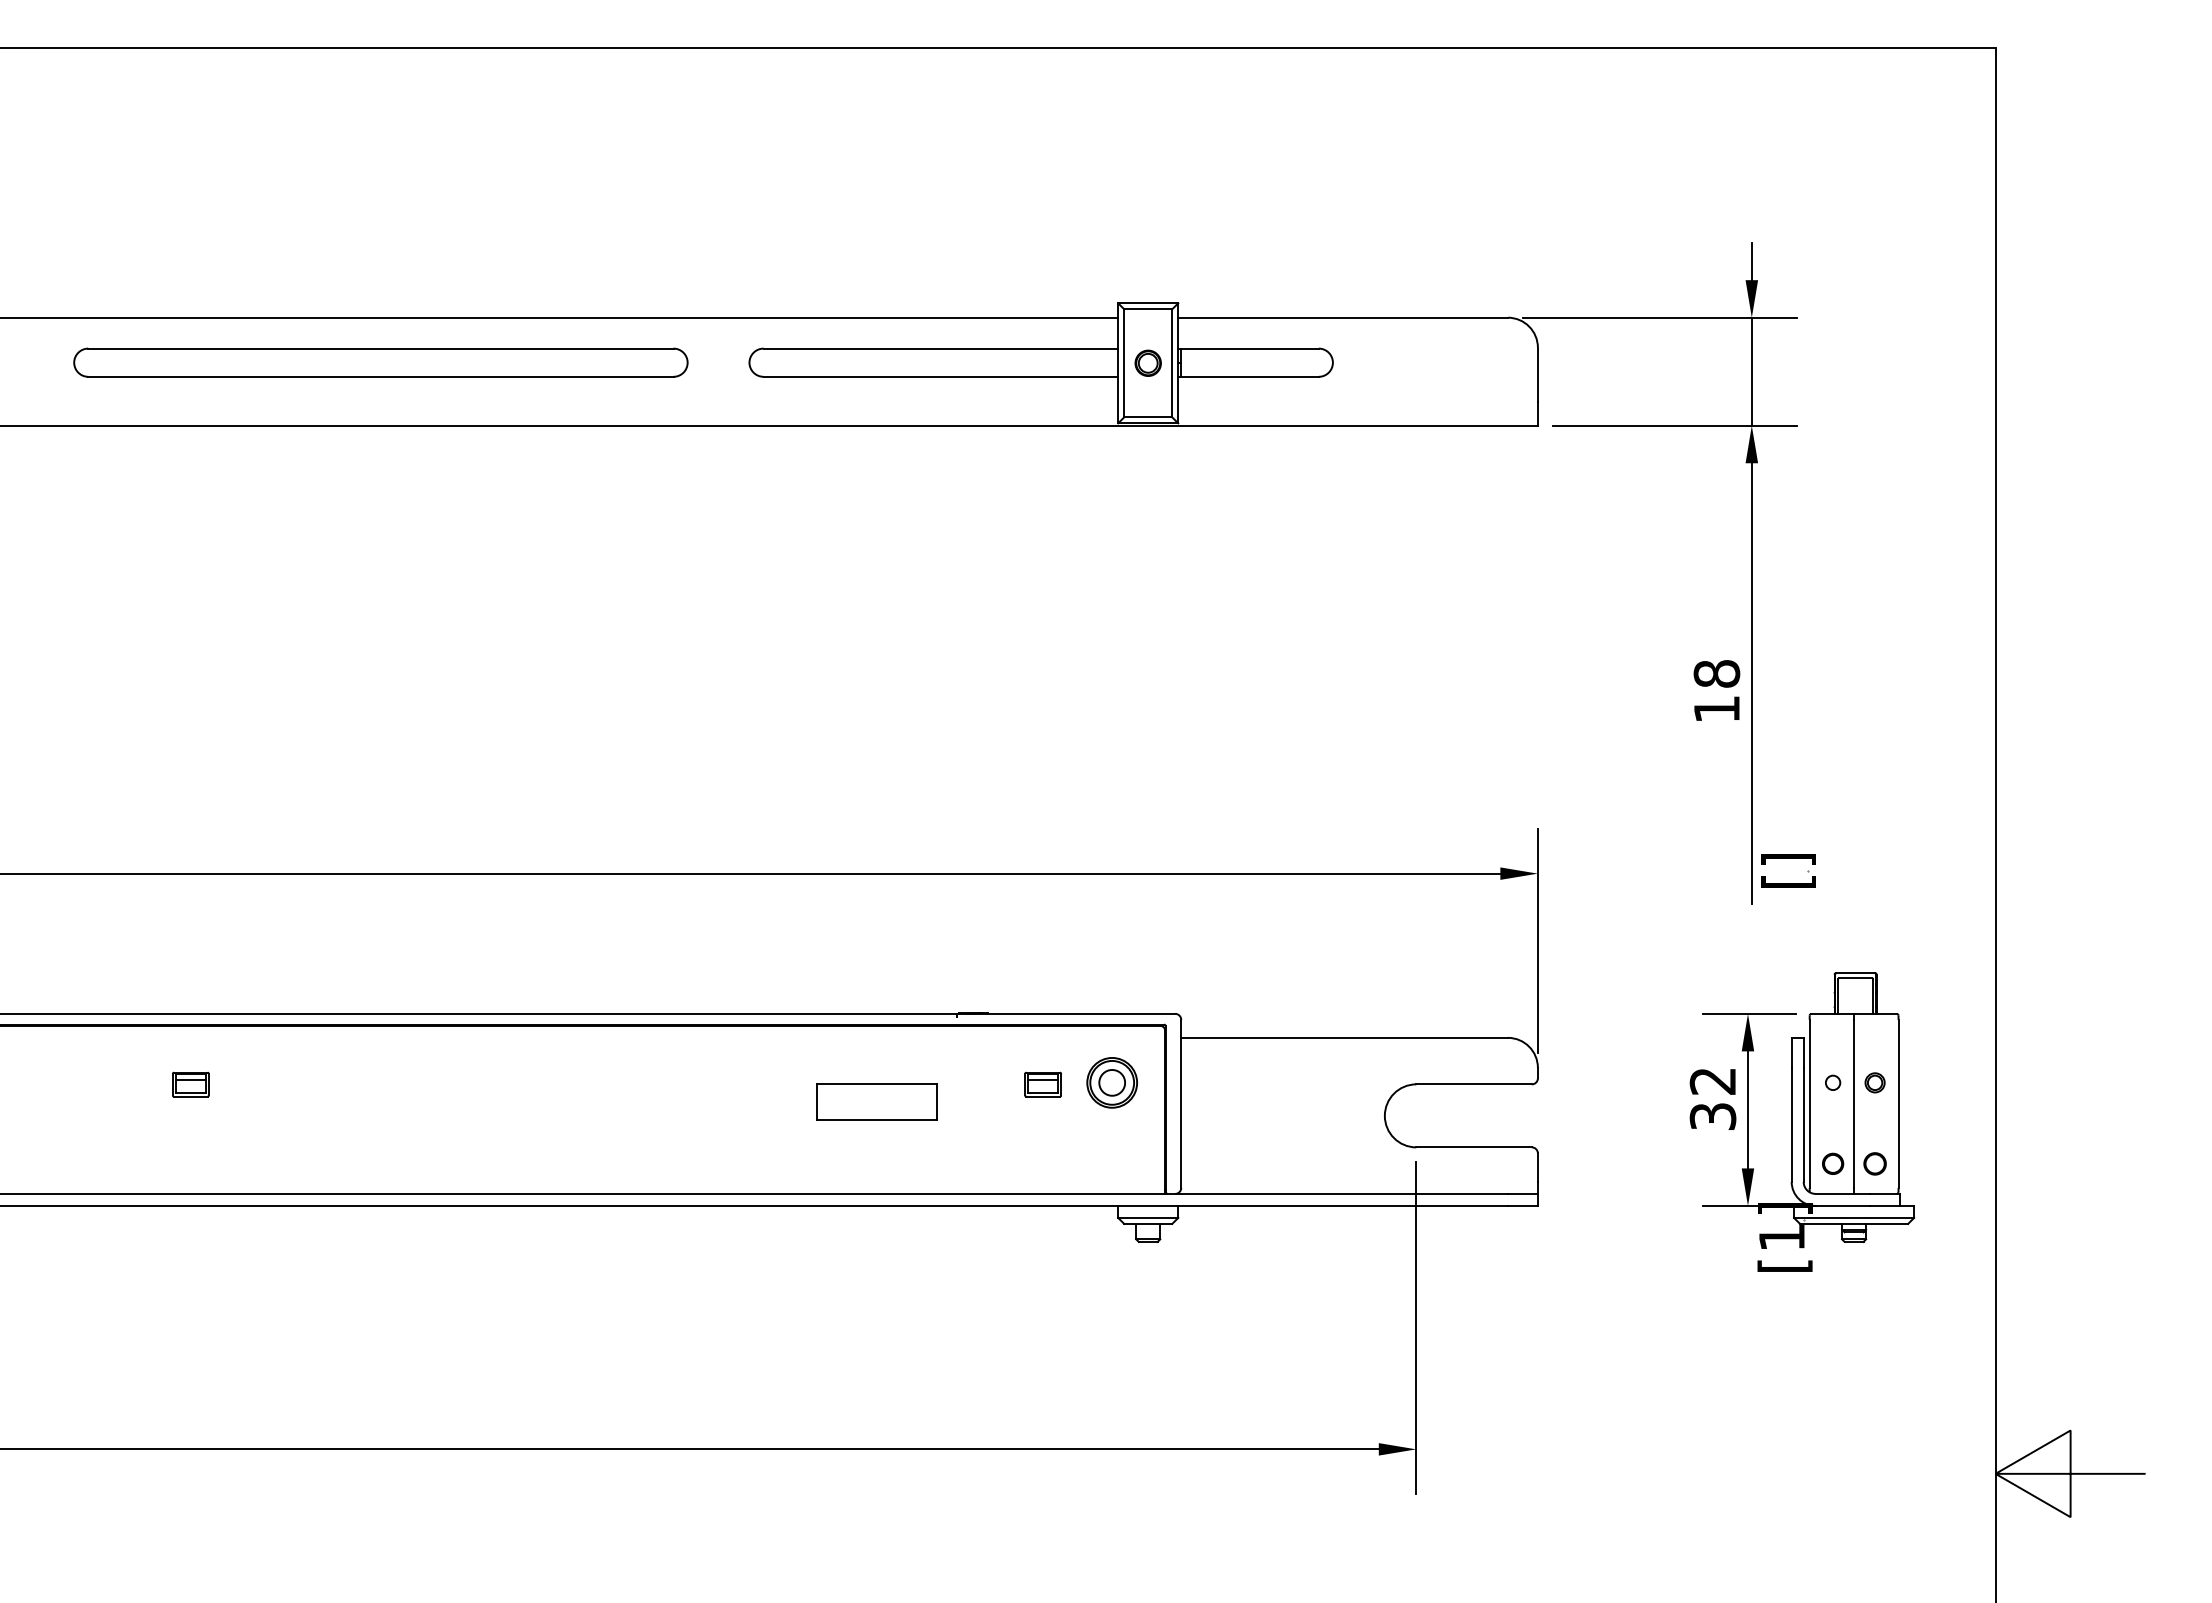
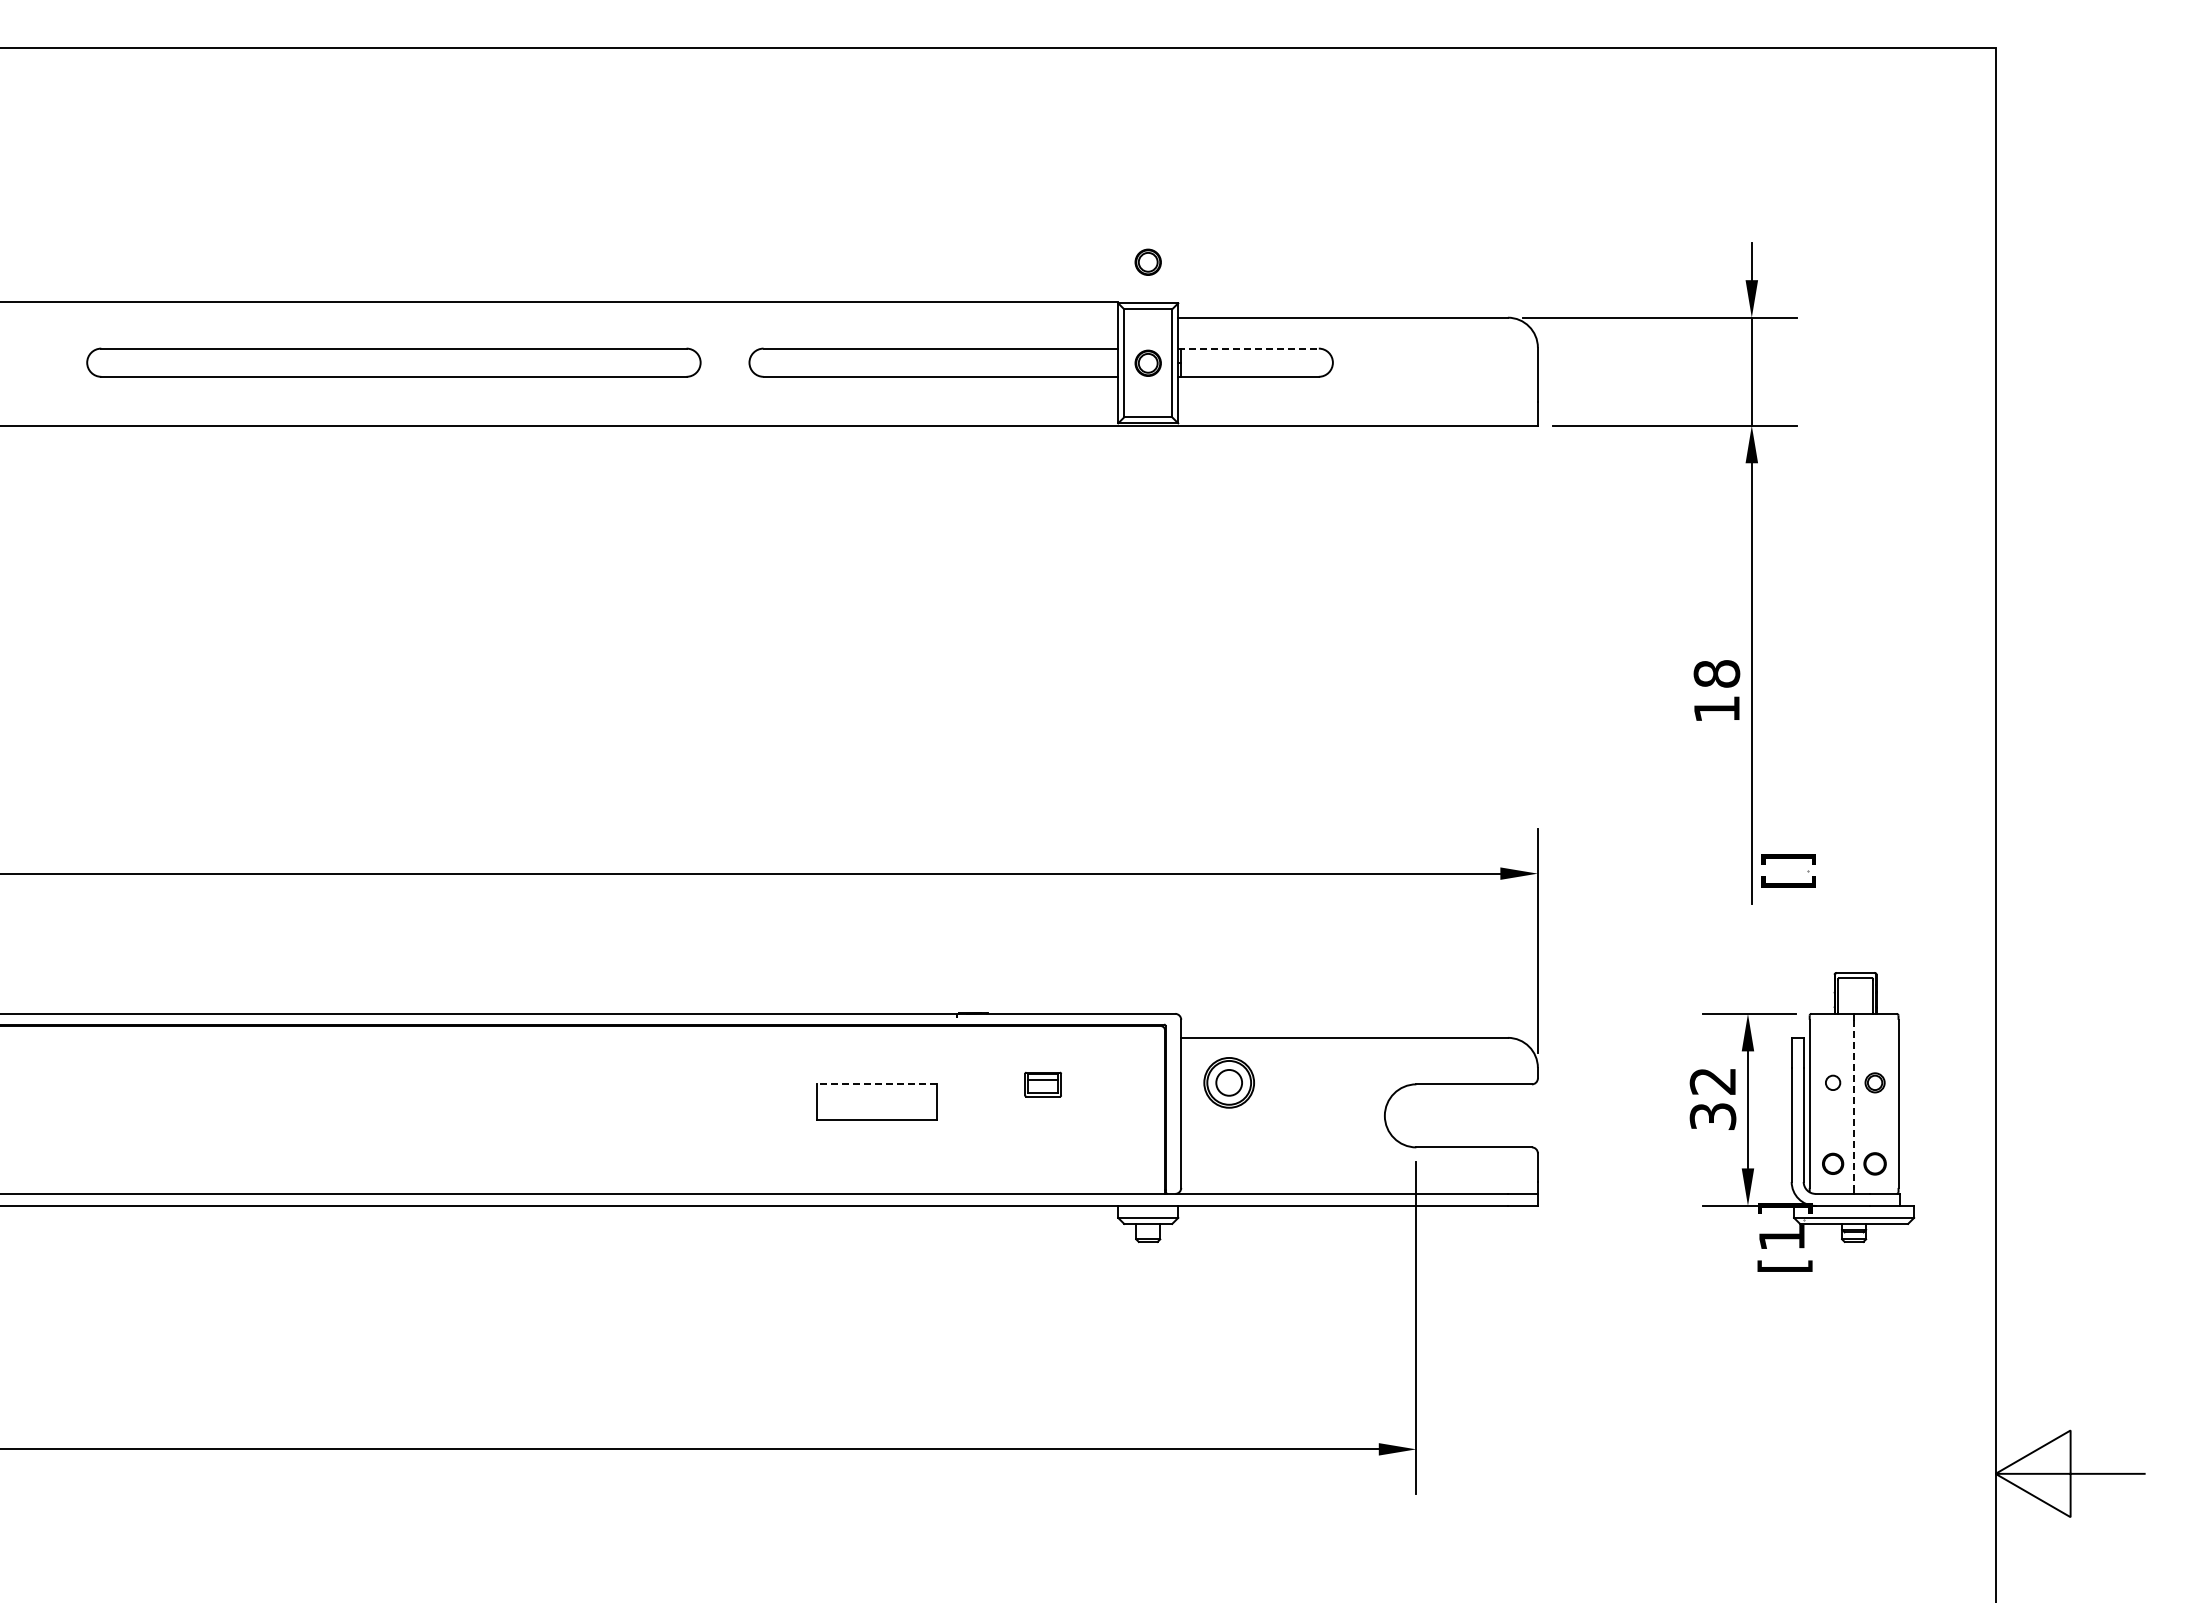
part: none -> present (1147, 261)
line position: (560, 317) -> (560, 301) (560, 301)
line: solid -> dashed (1249, 348)
part position: (380, 362) -> (393, 362) (393, 362)
part position: (1111, 1082) -> (1228, 1082) (1228, 1082)
part: present -> none (190, 1084)
line: solid -> dashed (876, 1084)
line: solid -> dashed (1854, 1104)
